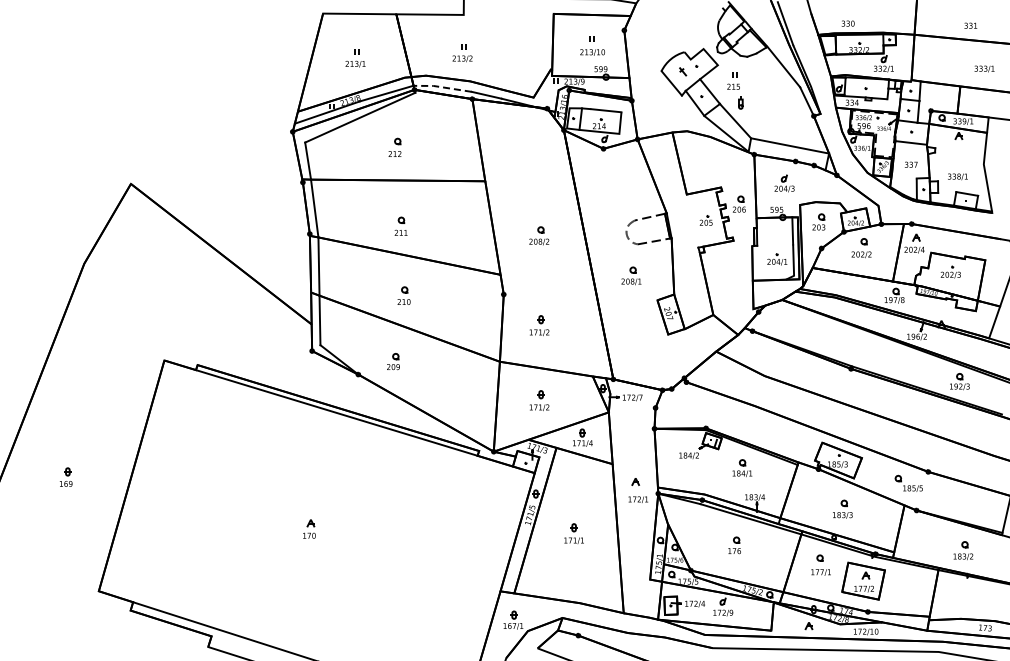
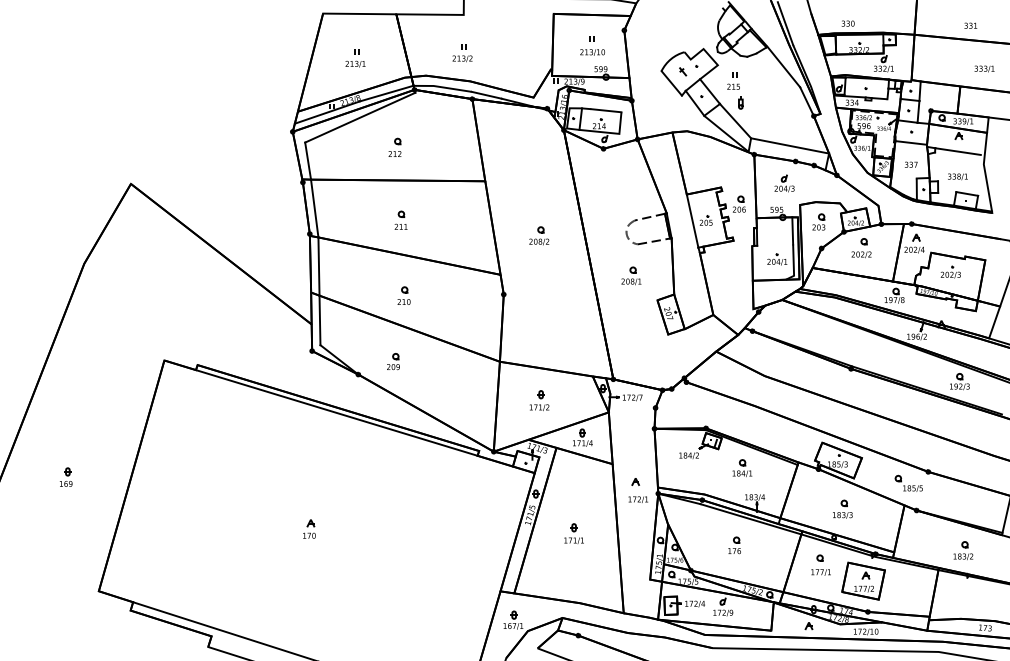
line: dashed -> solid (441, 87)
line: none -> present (957, 151)
line: none -> present (692, 220)
part position: (400, 225) -> (400, 219) (400, 219)
part: present -> none (539, 325)
